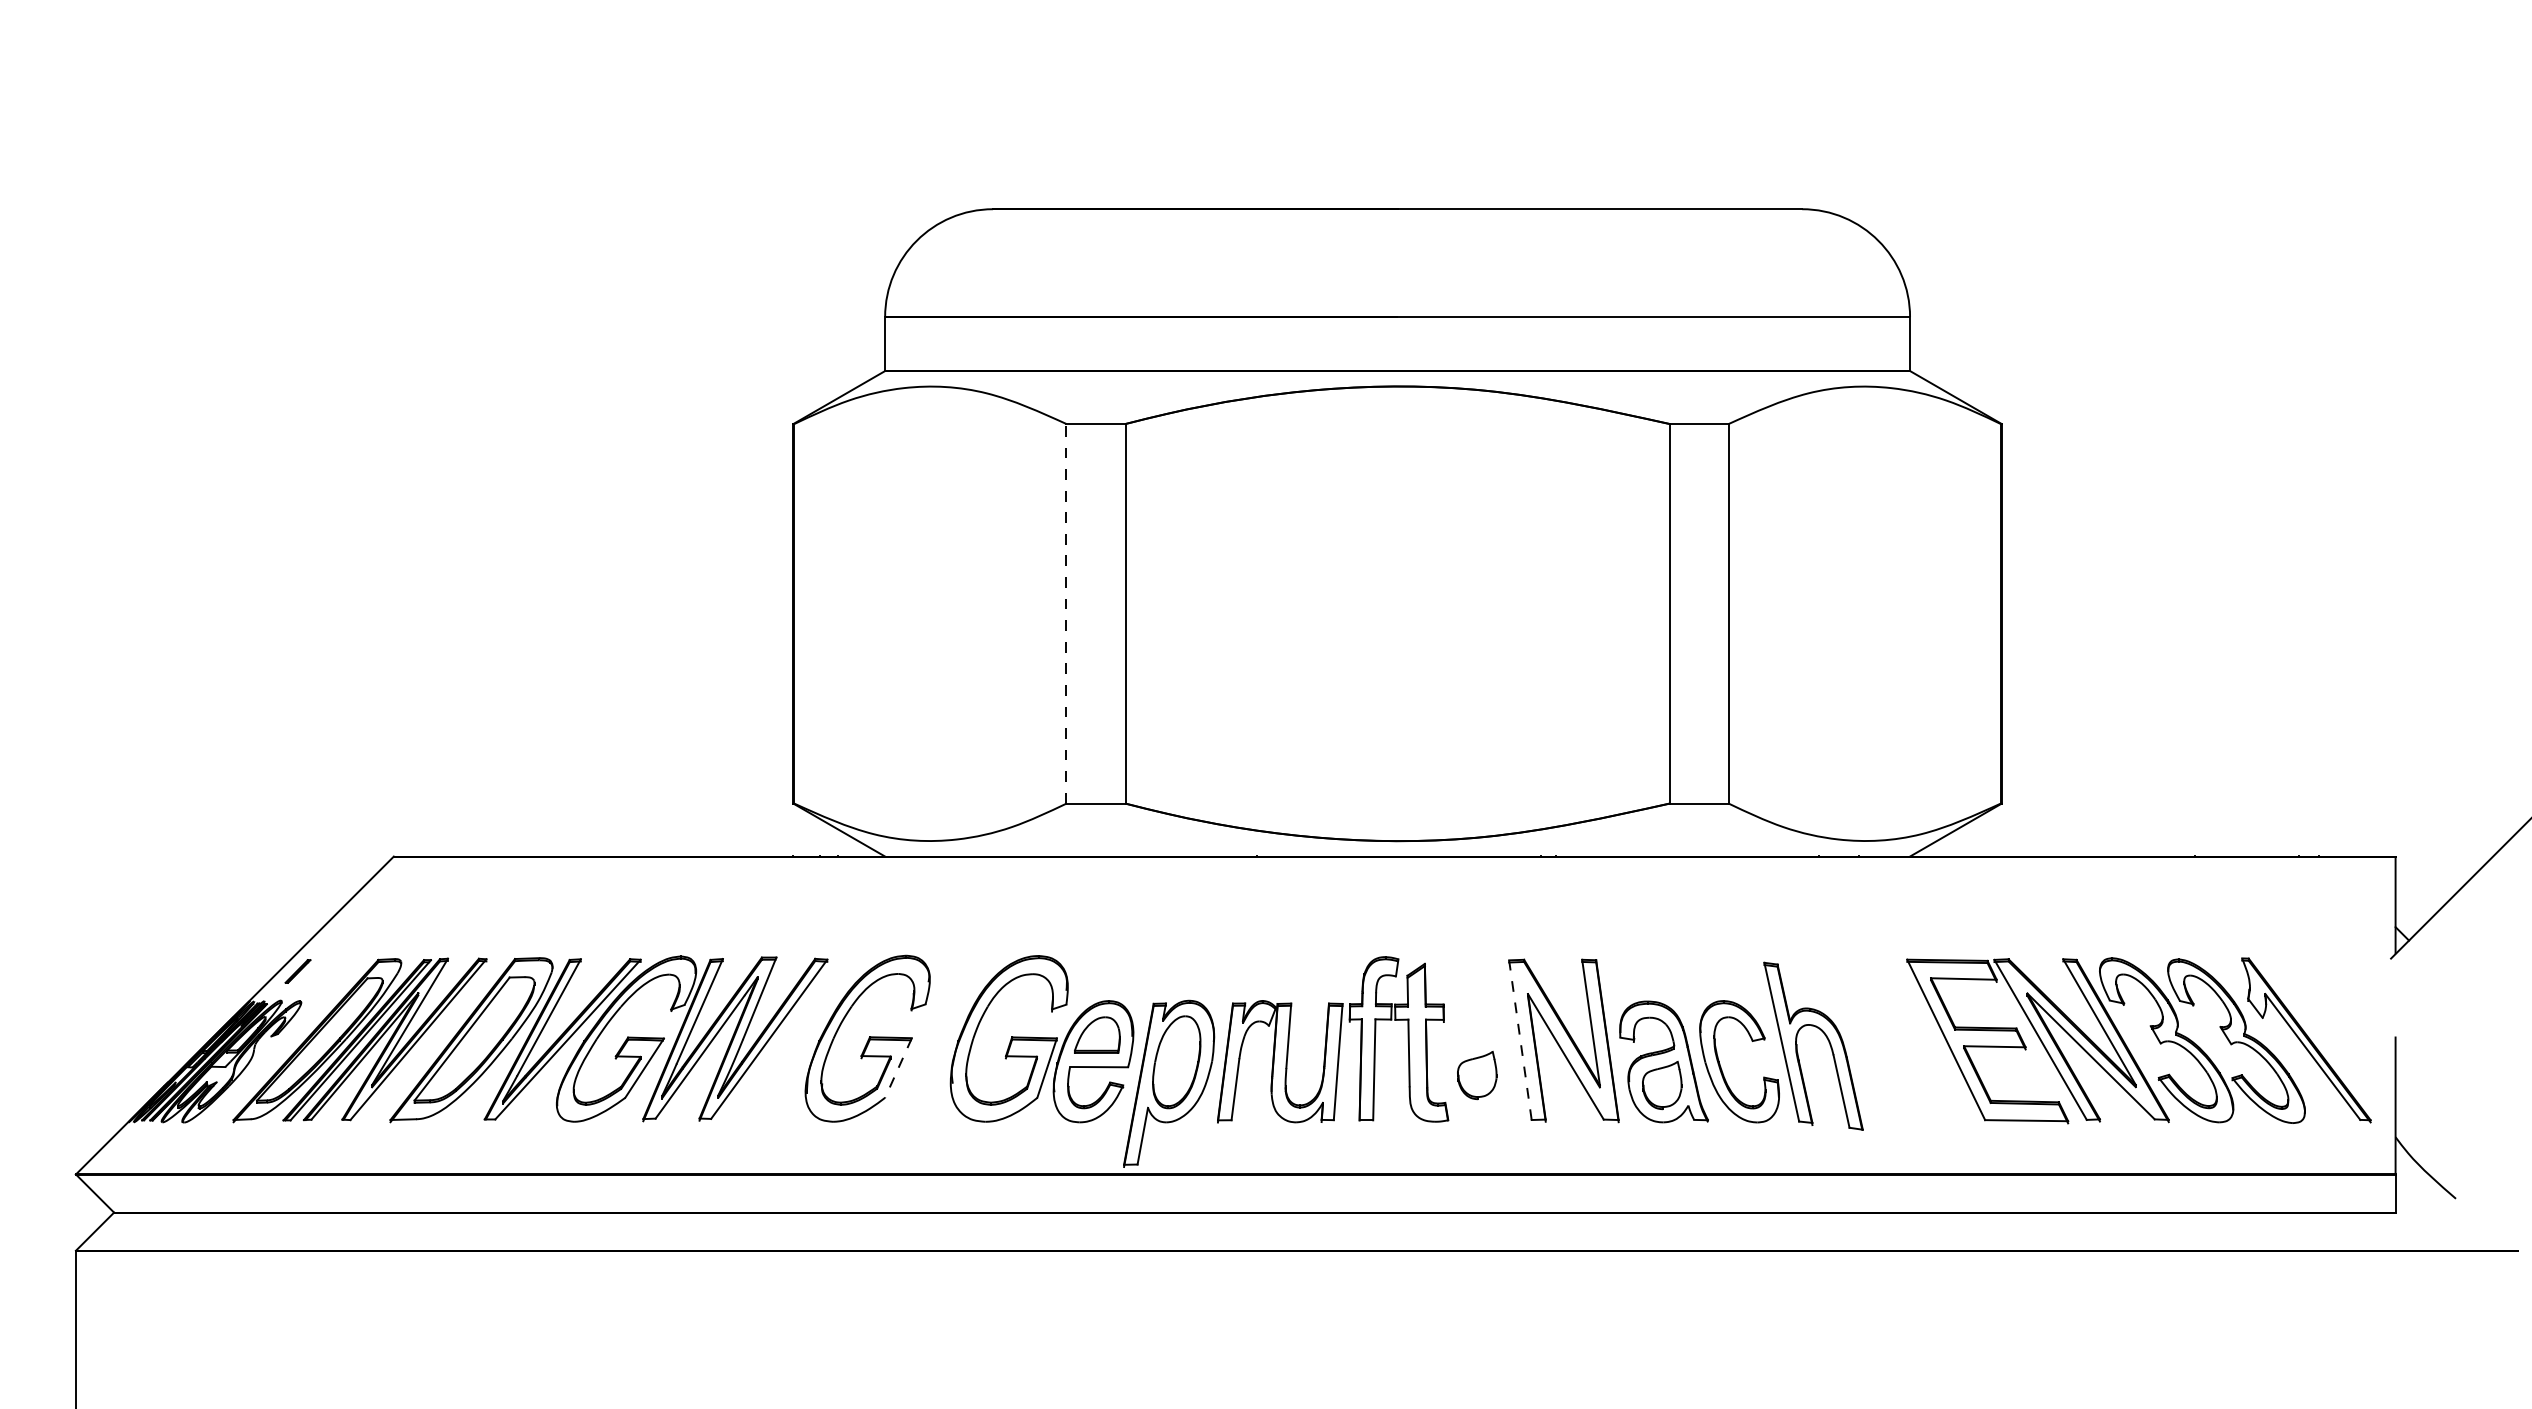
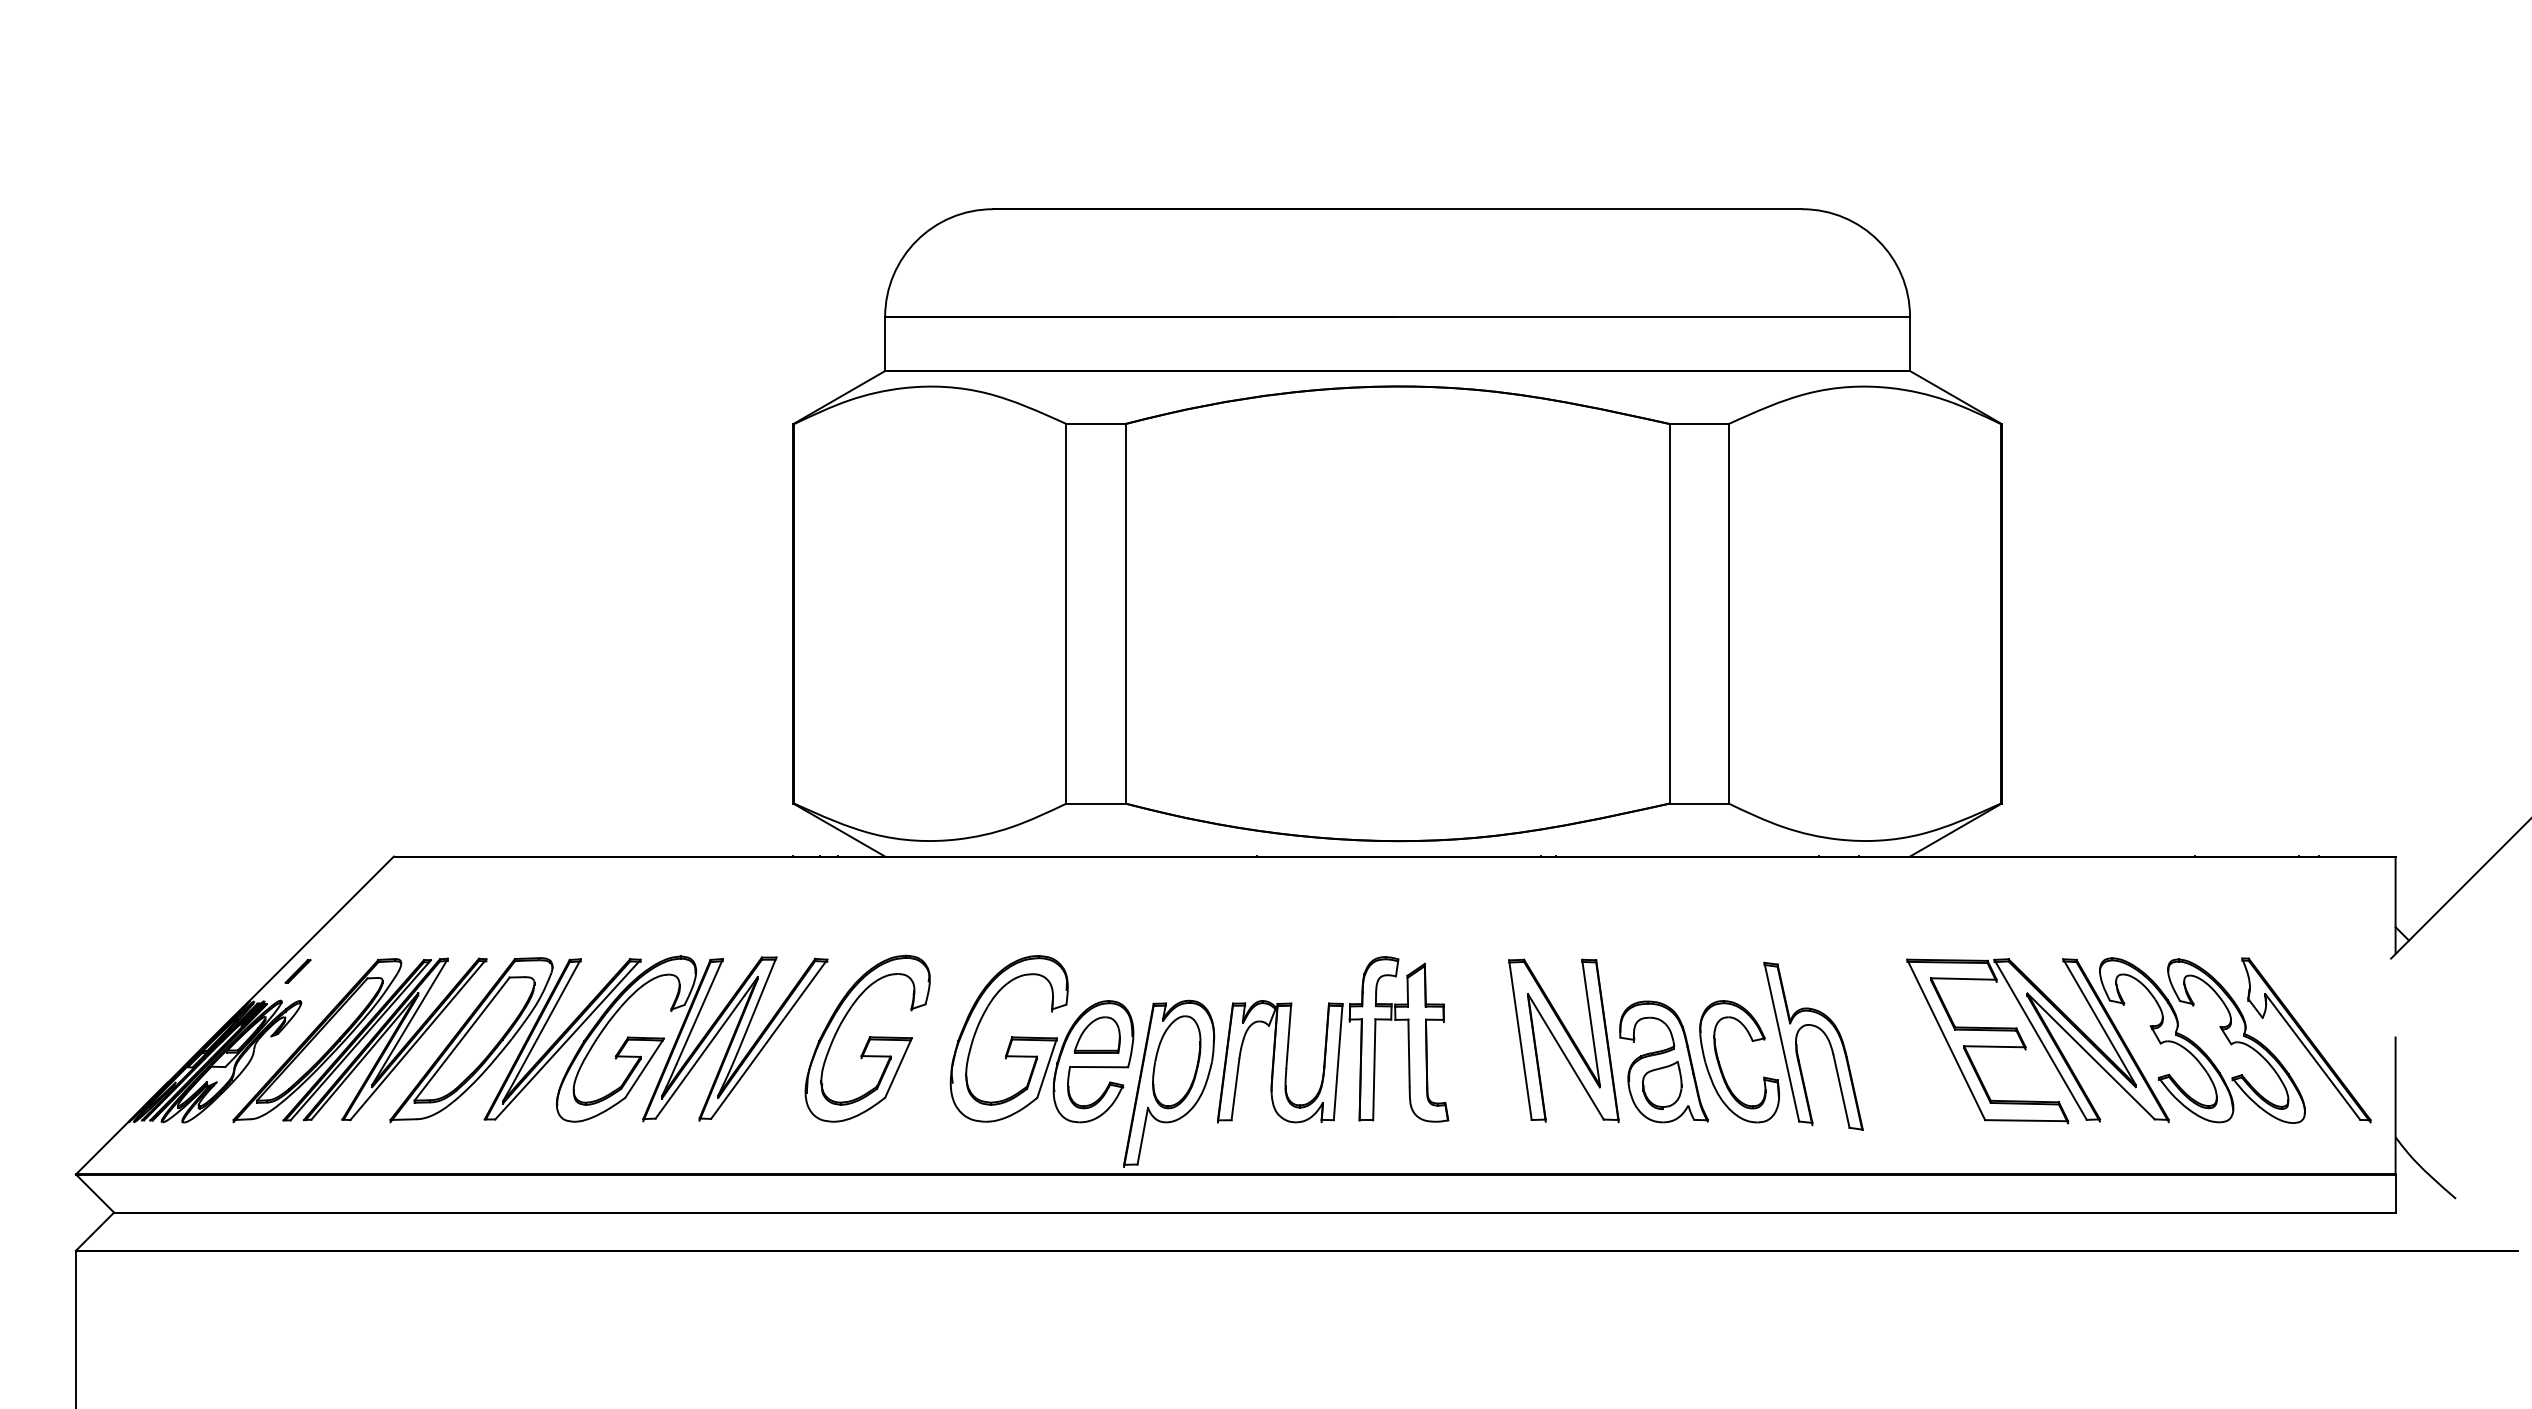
line: dashed -> solid (1066, 613)
line: dashed -> solid (1520, 1040)
line: dashed -> solid (898, 1067)
part: present -> none (1477, 1075)
